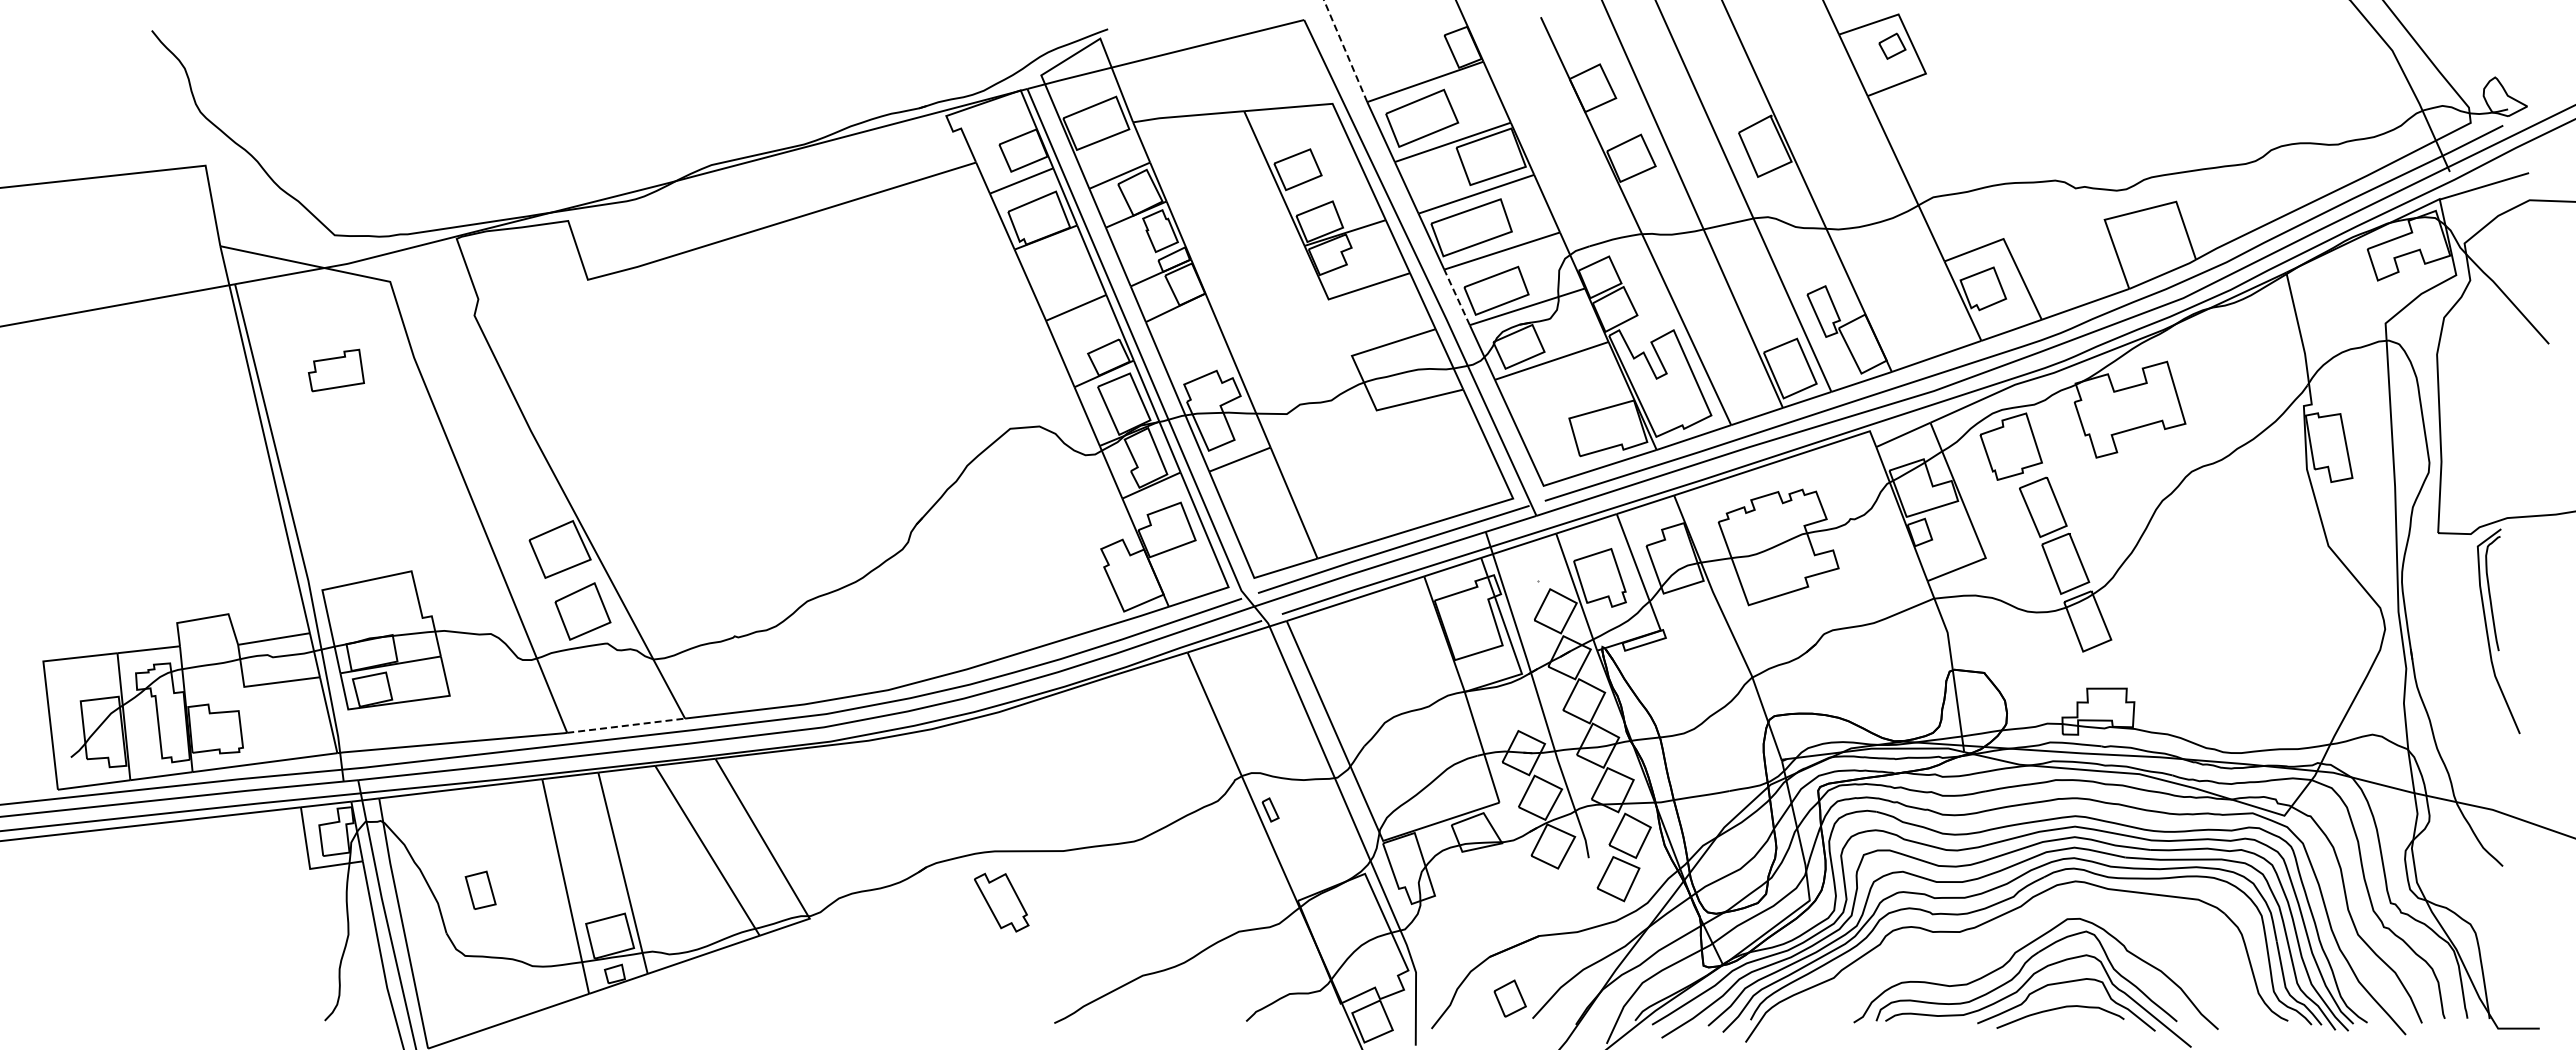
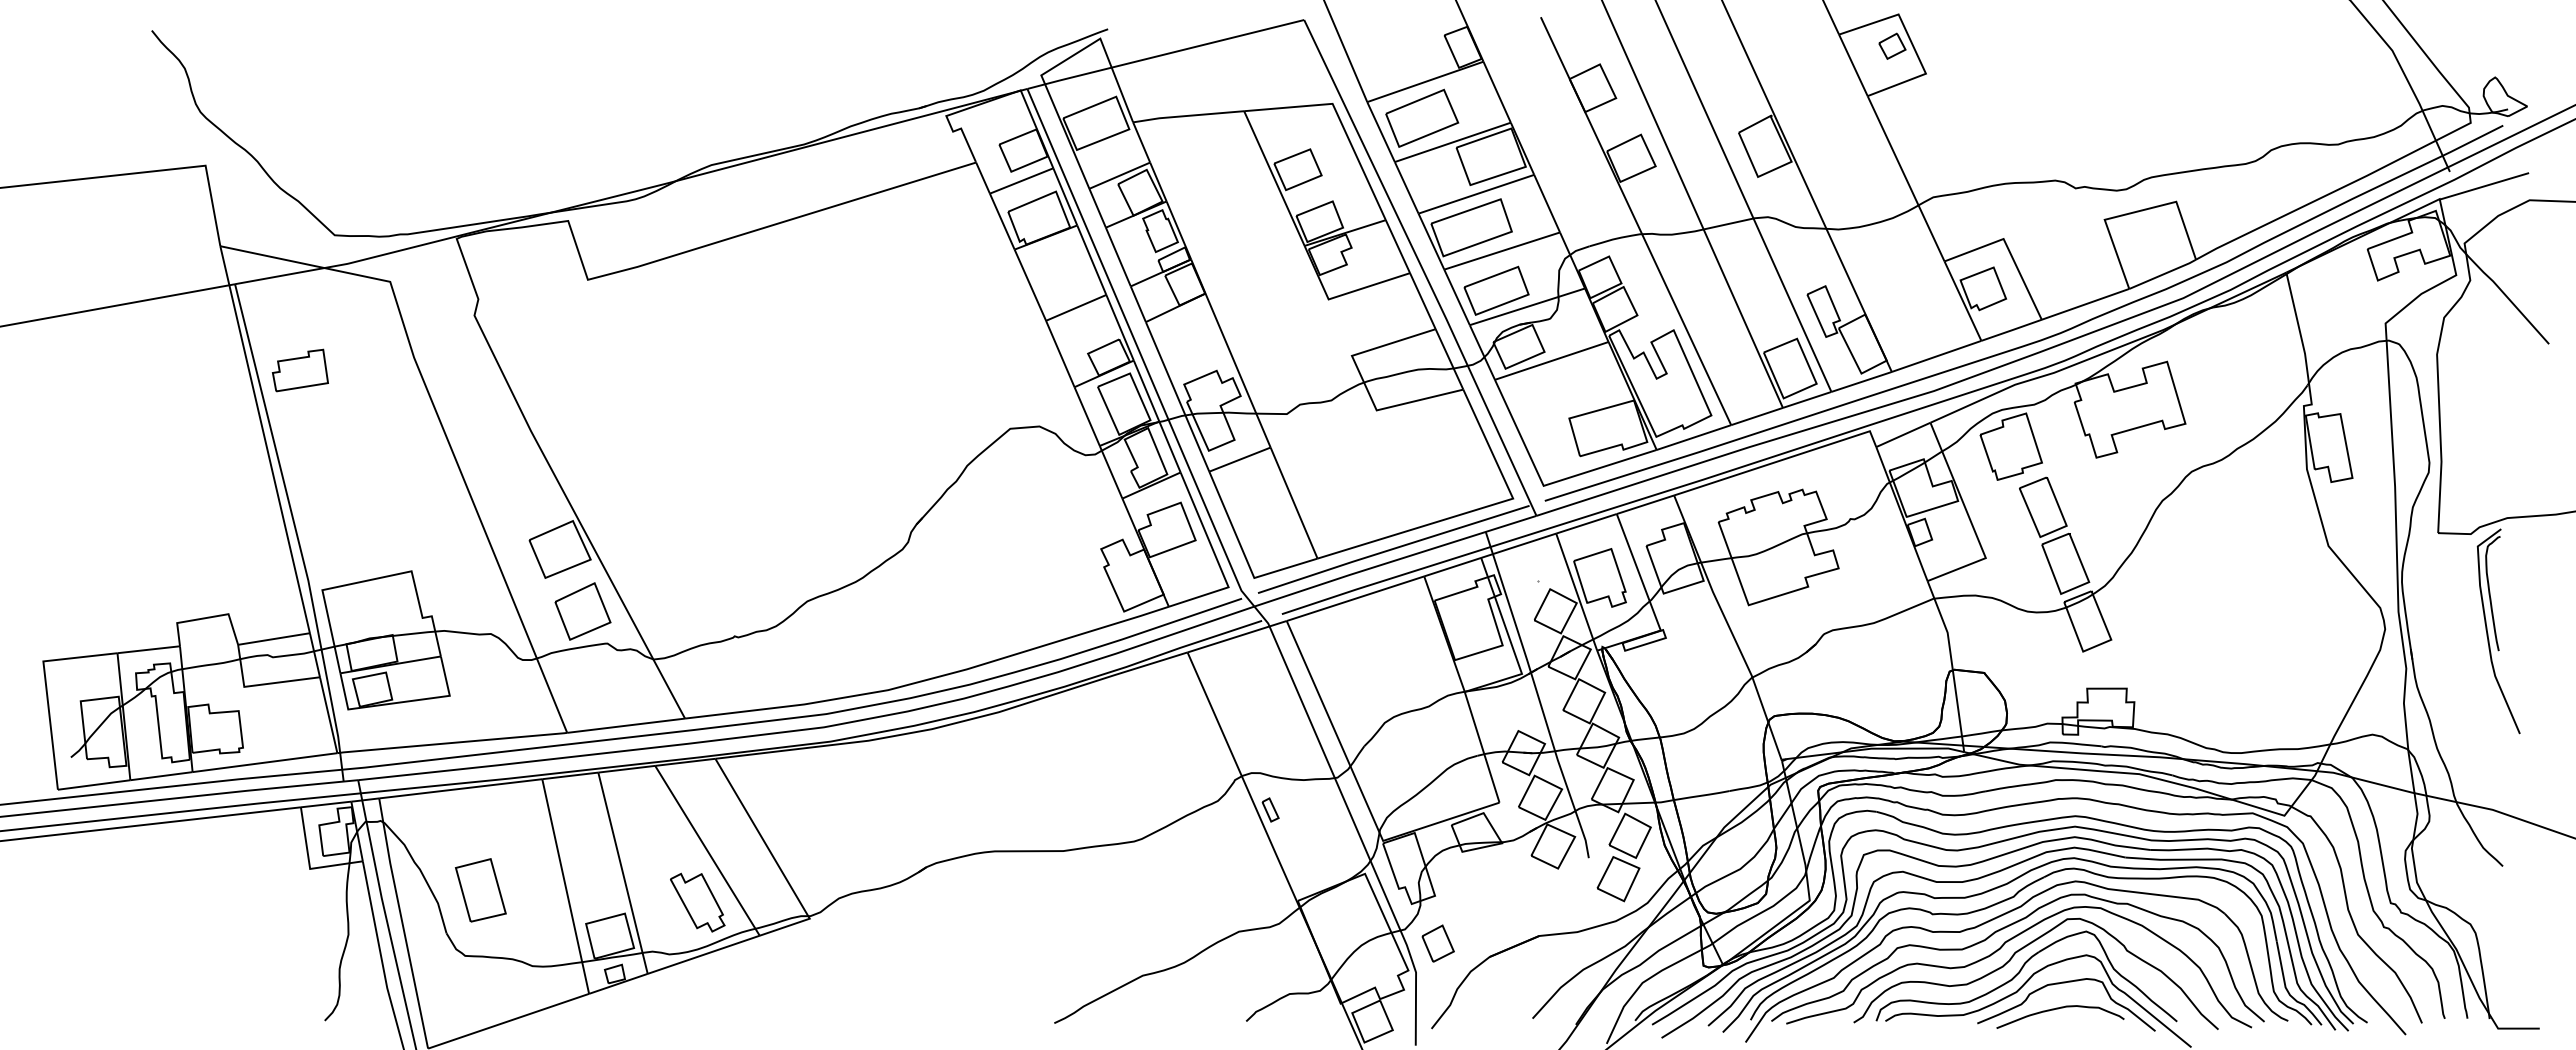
line: dashed -> solid (1345, 50)
line: dashed -> solid (1457, 297)
part position: (335, 370) -> (299, 370) (299, 370)
line: dashed -> solid (627, 725)
part size: 33x40 px -> 53x65 px (480, 890)
part position: (1001, 902) -> (697, 902) (697, 902)
part: none -> present (2003, 946)
part position: (1509, 998) -> (1437, 943) (1437, 943)
